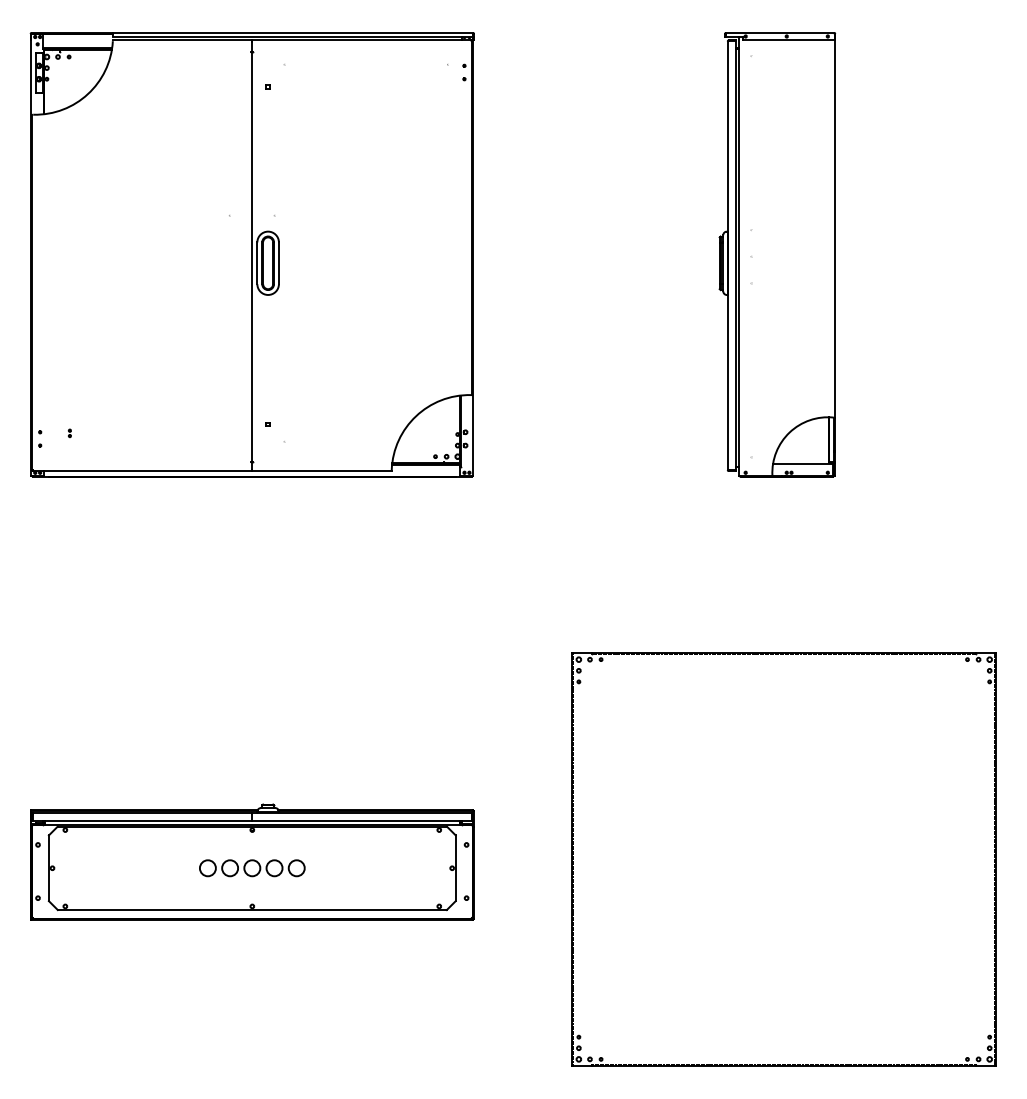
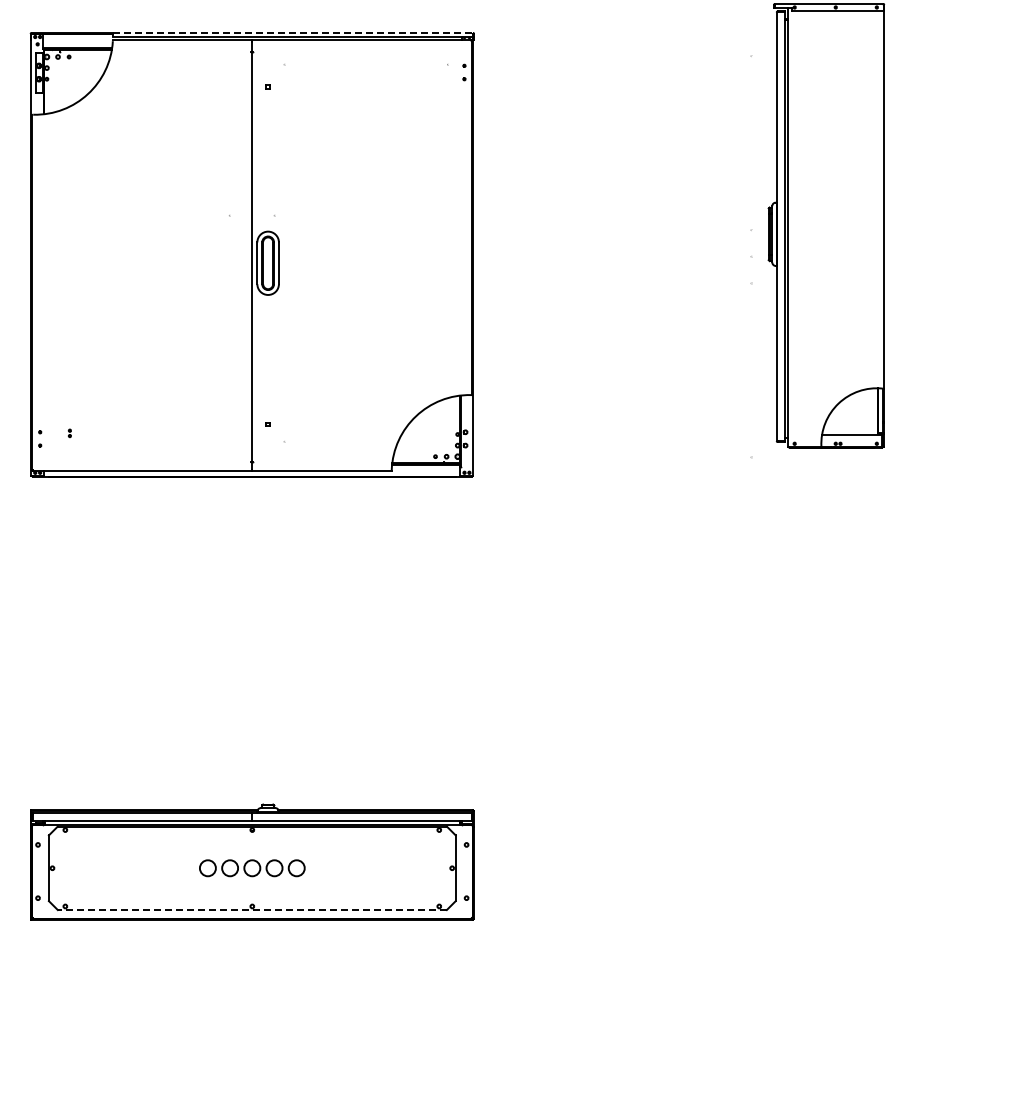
line: solid -> dashed (293, 32)
part position: (777, 254) -> (826, 225) (826, 225)
part: present -> none (783, 859)
line: solid -> dashed (252, 910)
